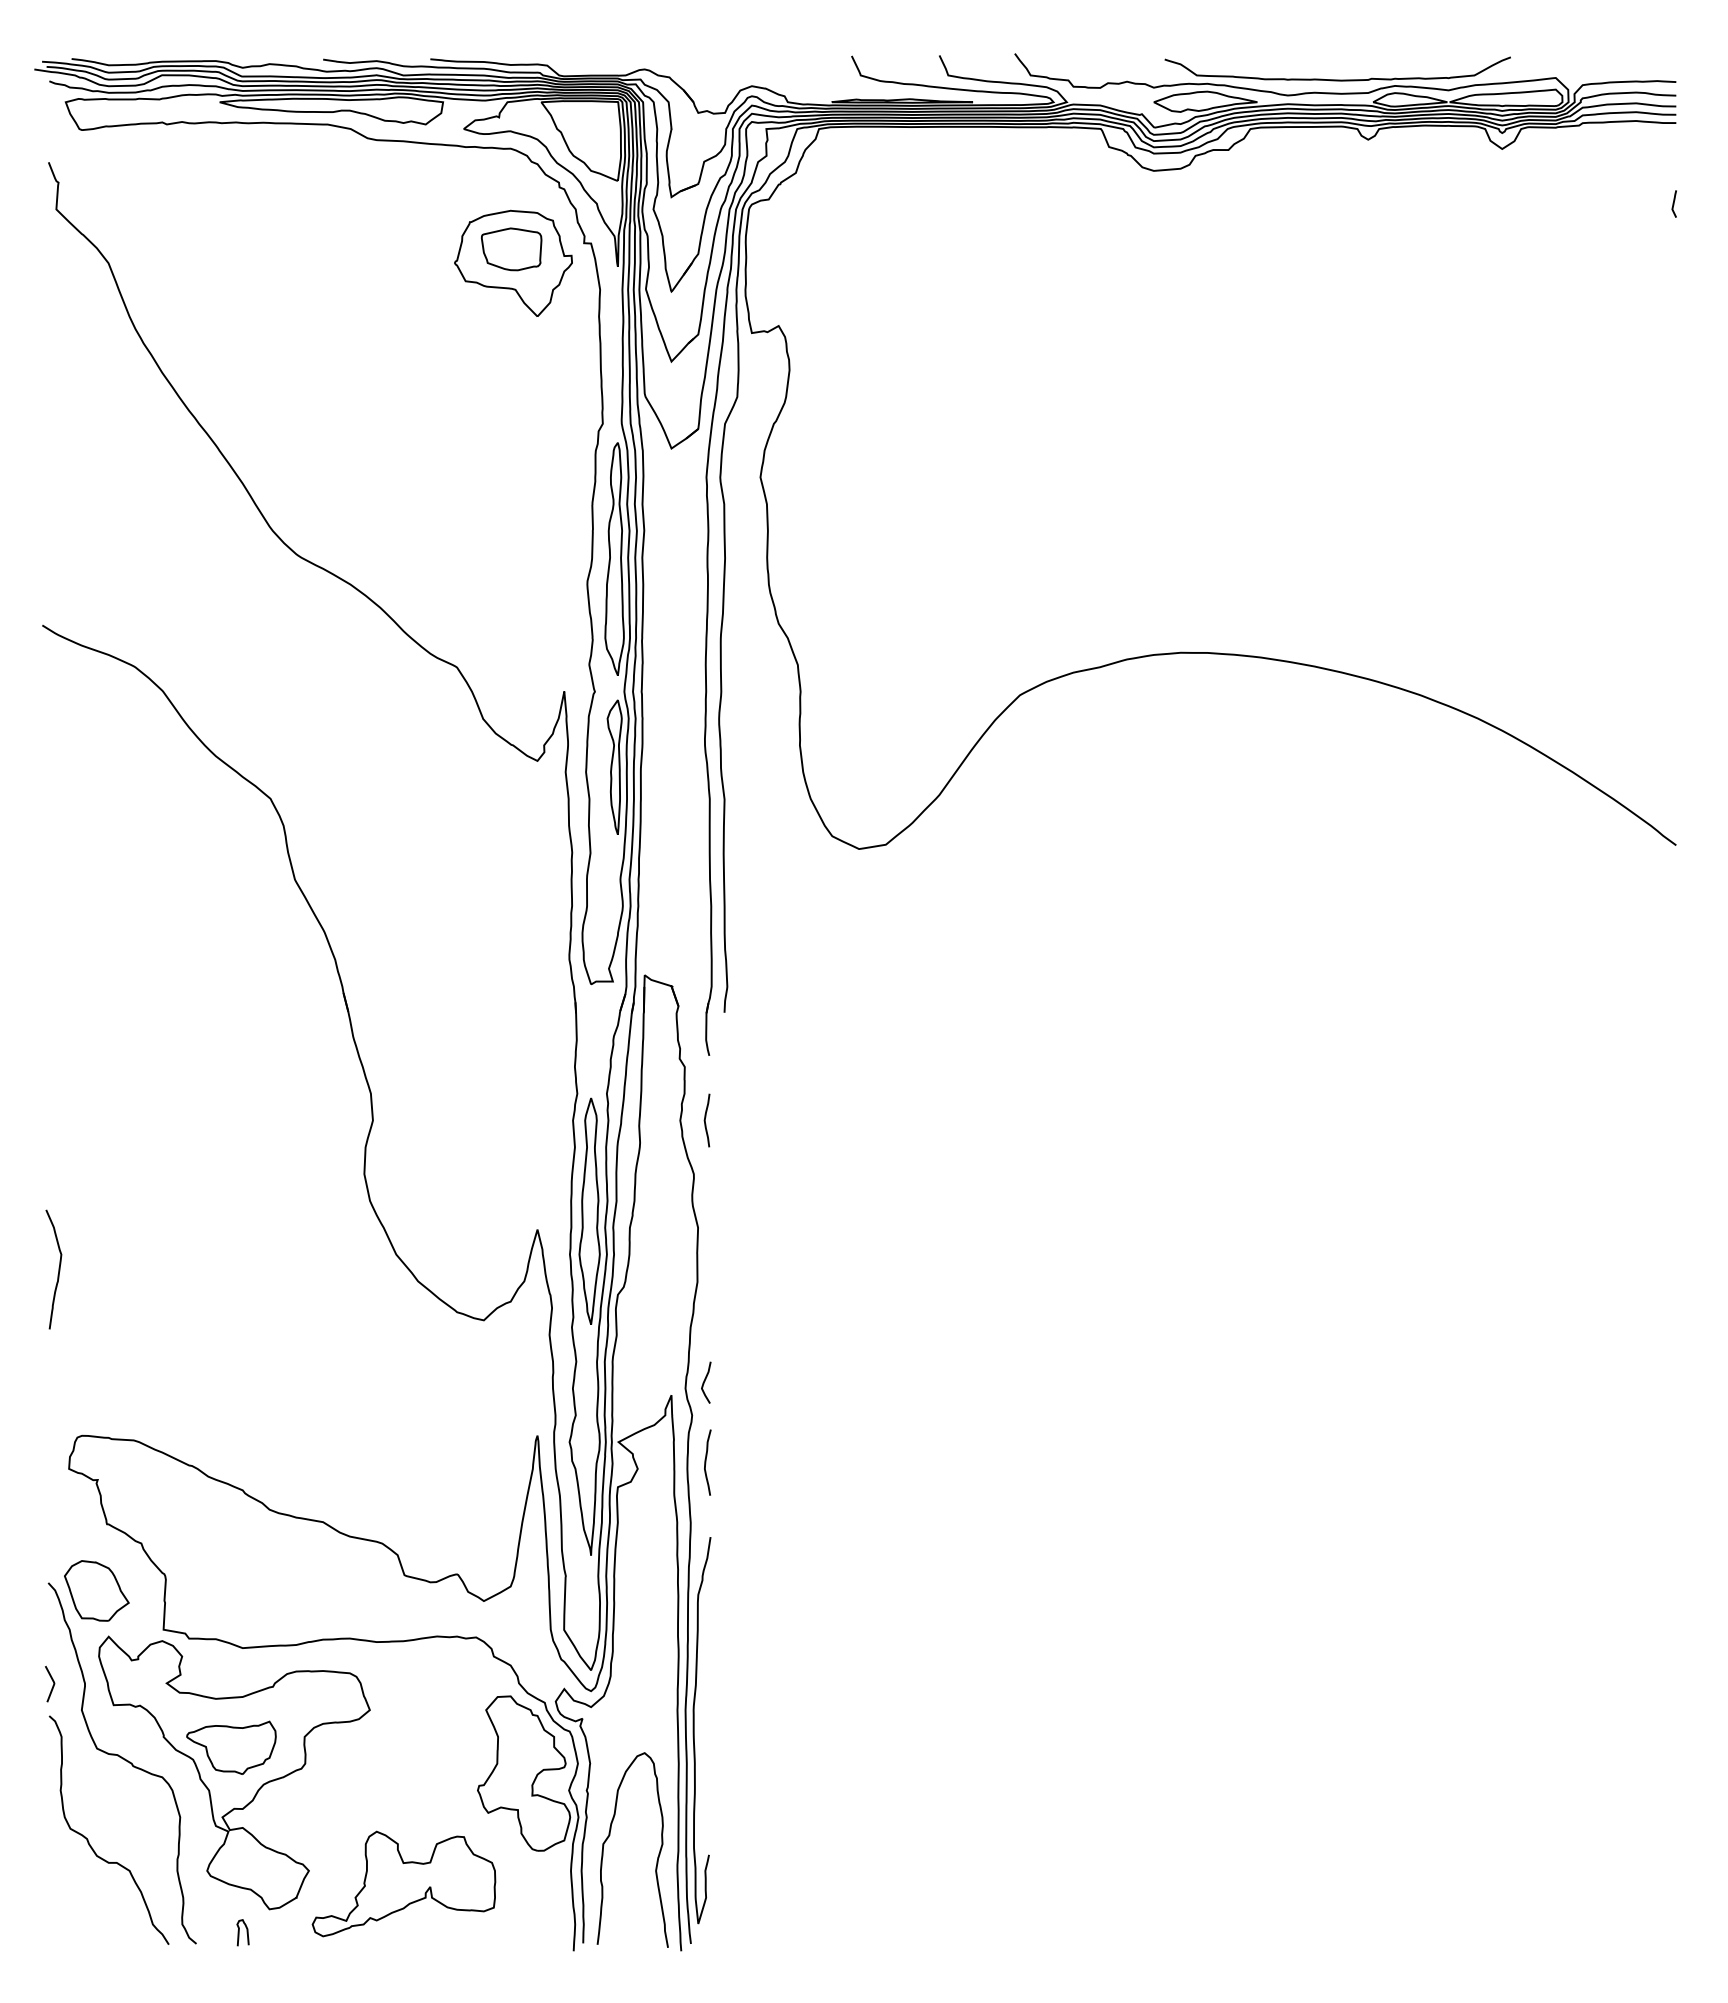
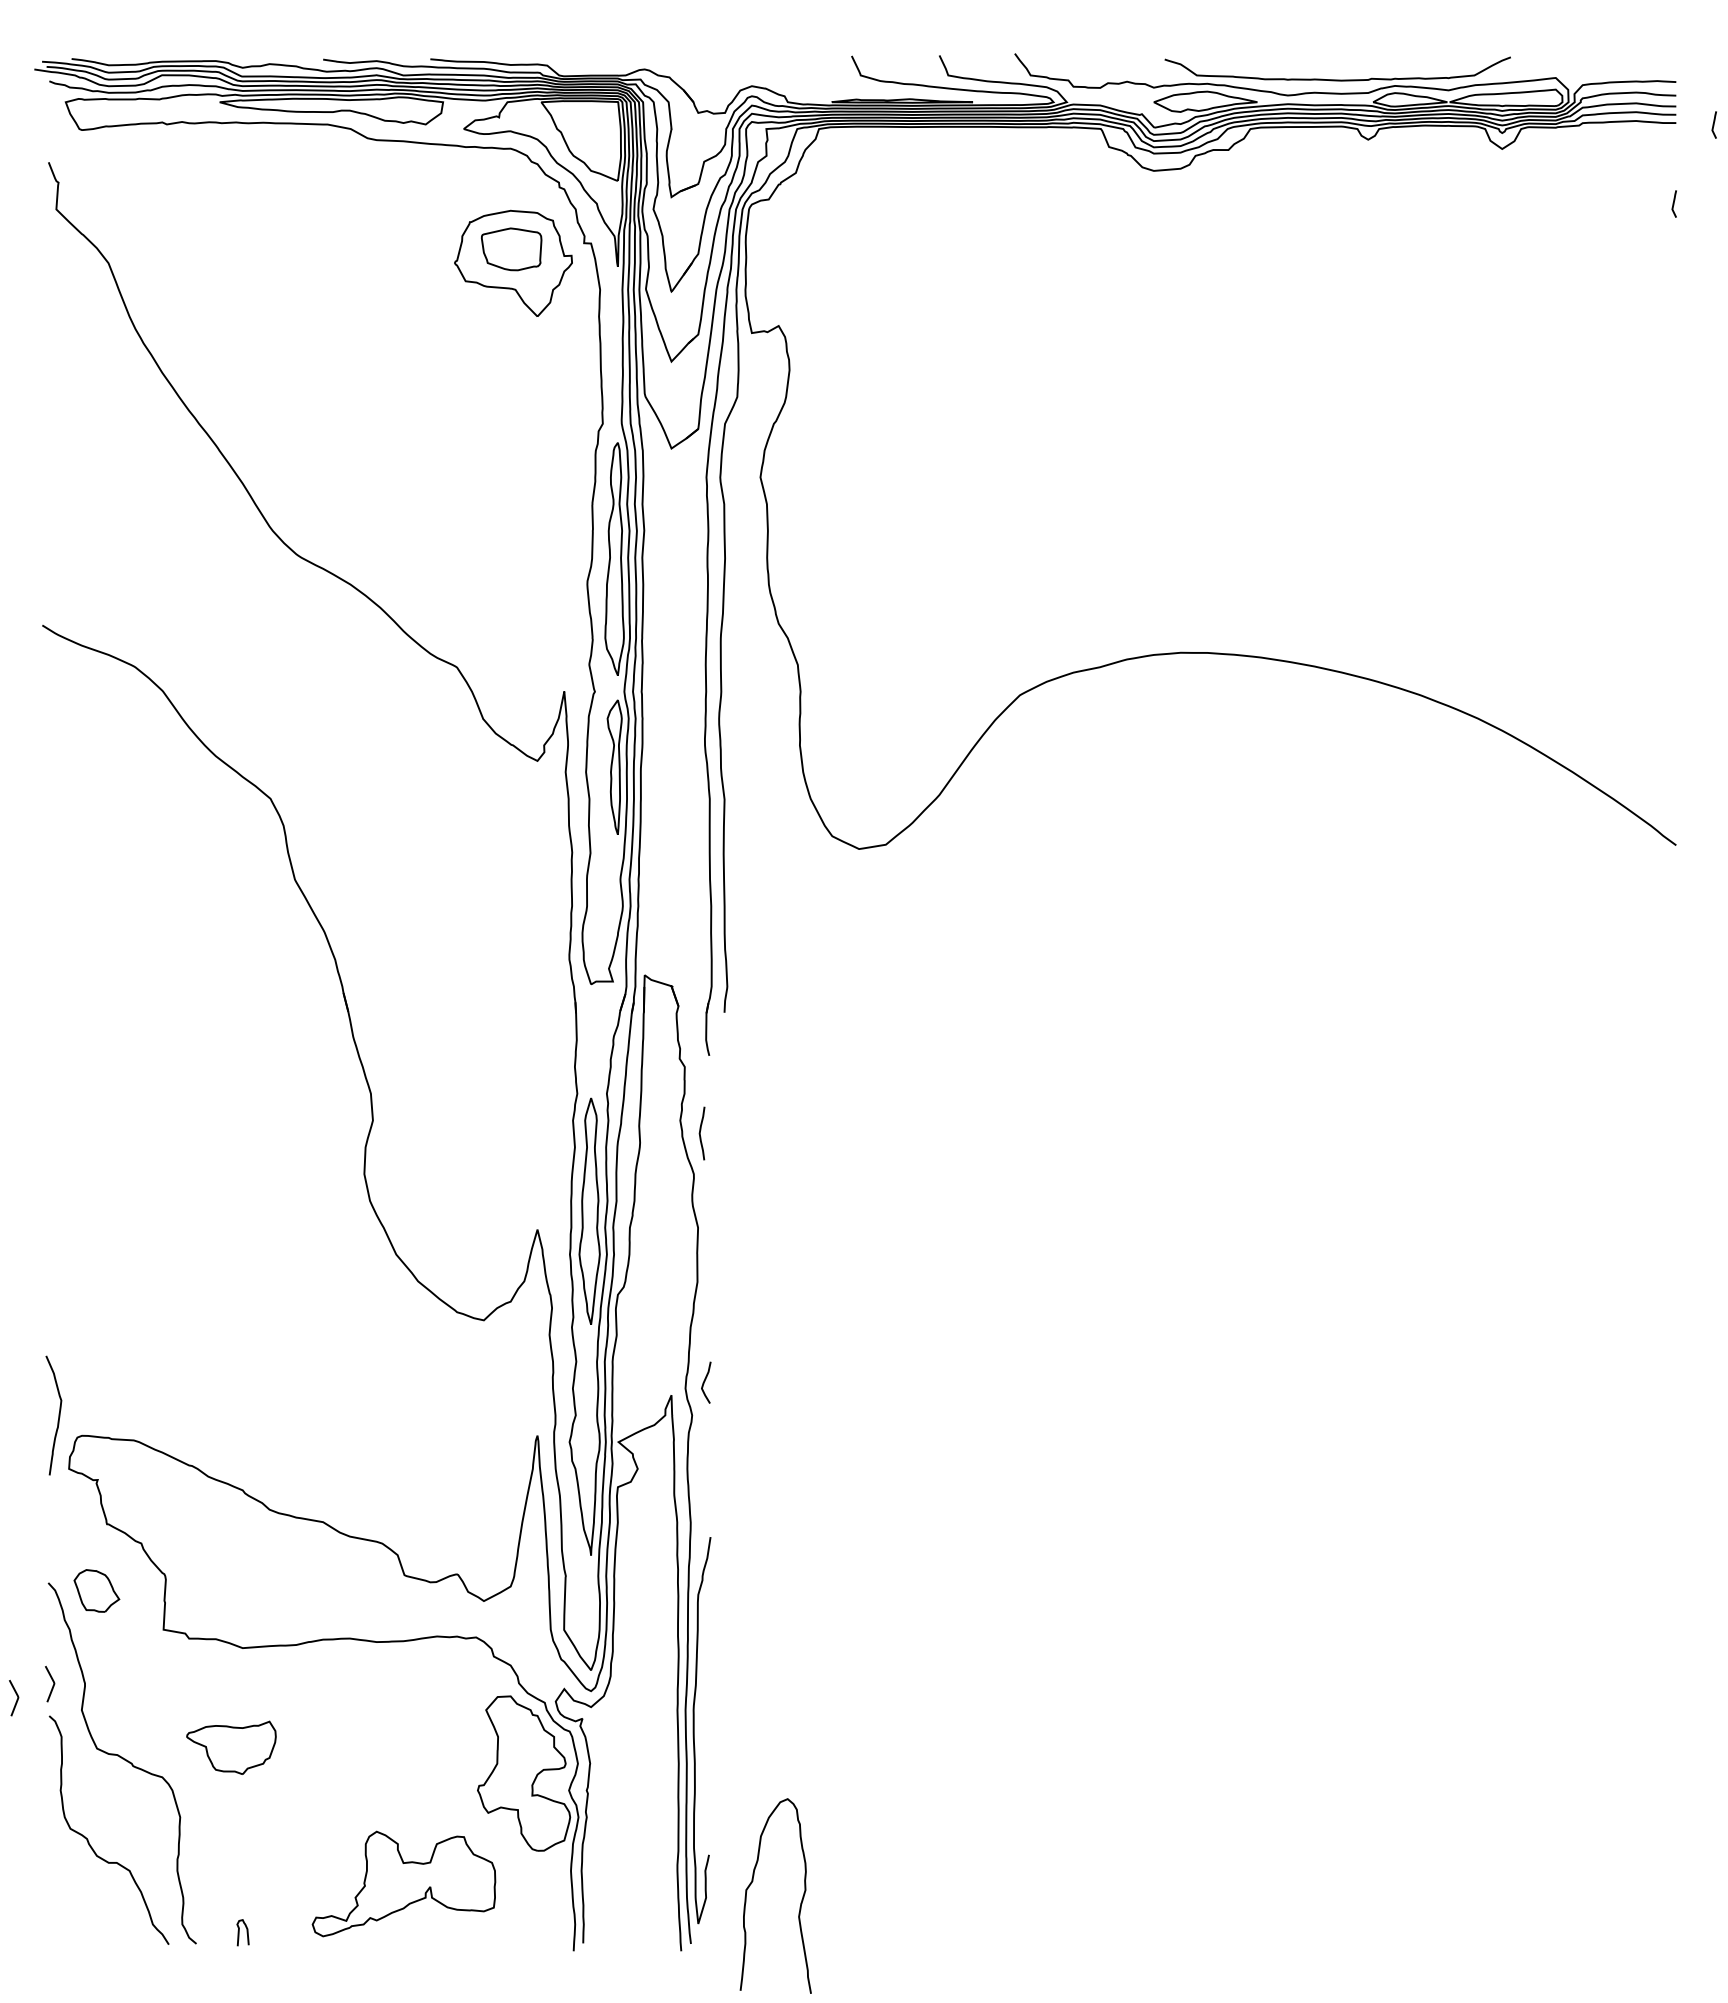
line: none -> present (1713, 124)
curve position: (705, 1120) -> (700, 1133) (700, 1133)
curve position: (58, 1269) -> (58, 1415) (58, 1415)
curve: present -> none (706, 1462)
part size: 66x62 px -> 48x44 px (96, 1590)
line: none -> present (16, 1699)
part: present -> none (234, 1772)
curve position: (657, 1856) -> (800, 1902) (800, 1902)
